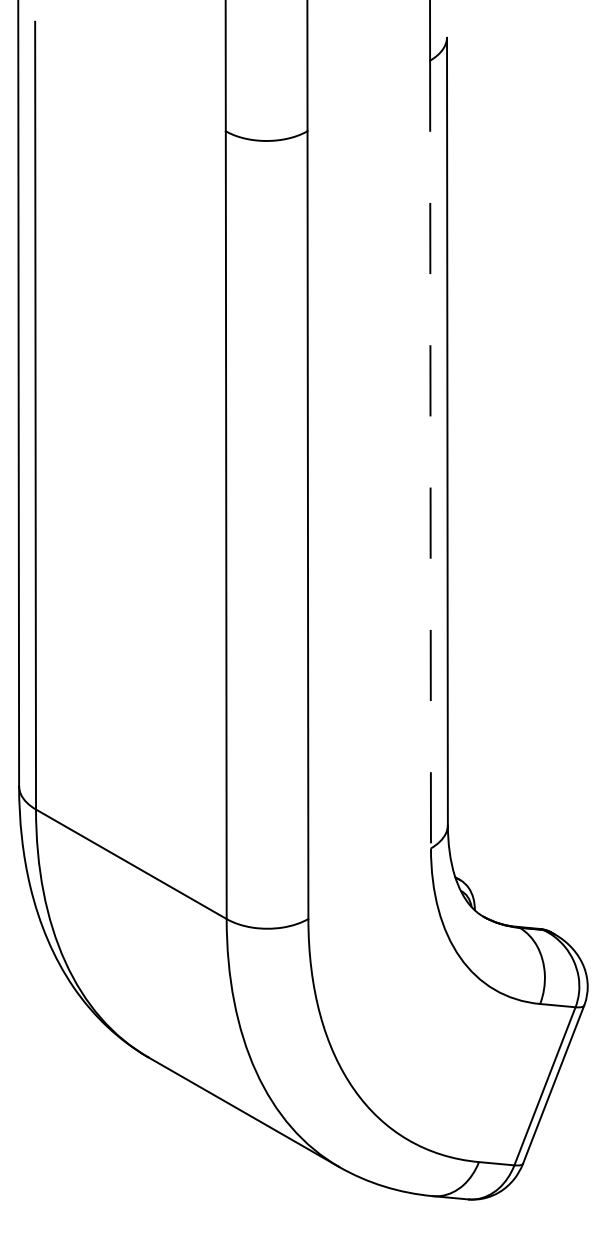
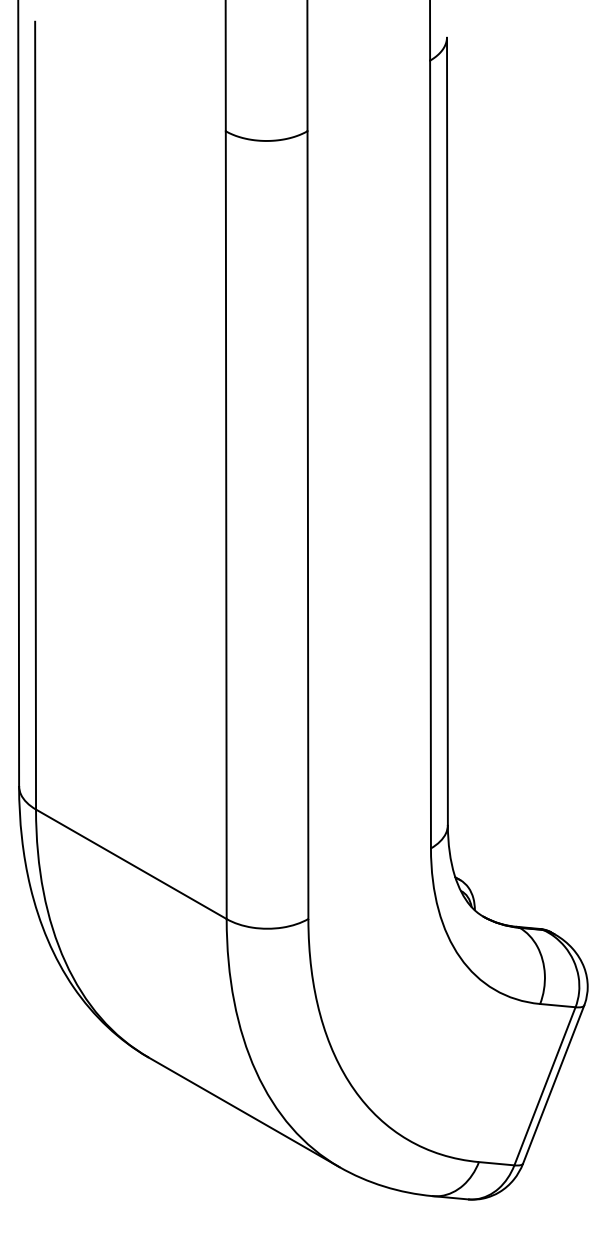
line: dashed -> solid (430, 454)
